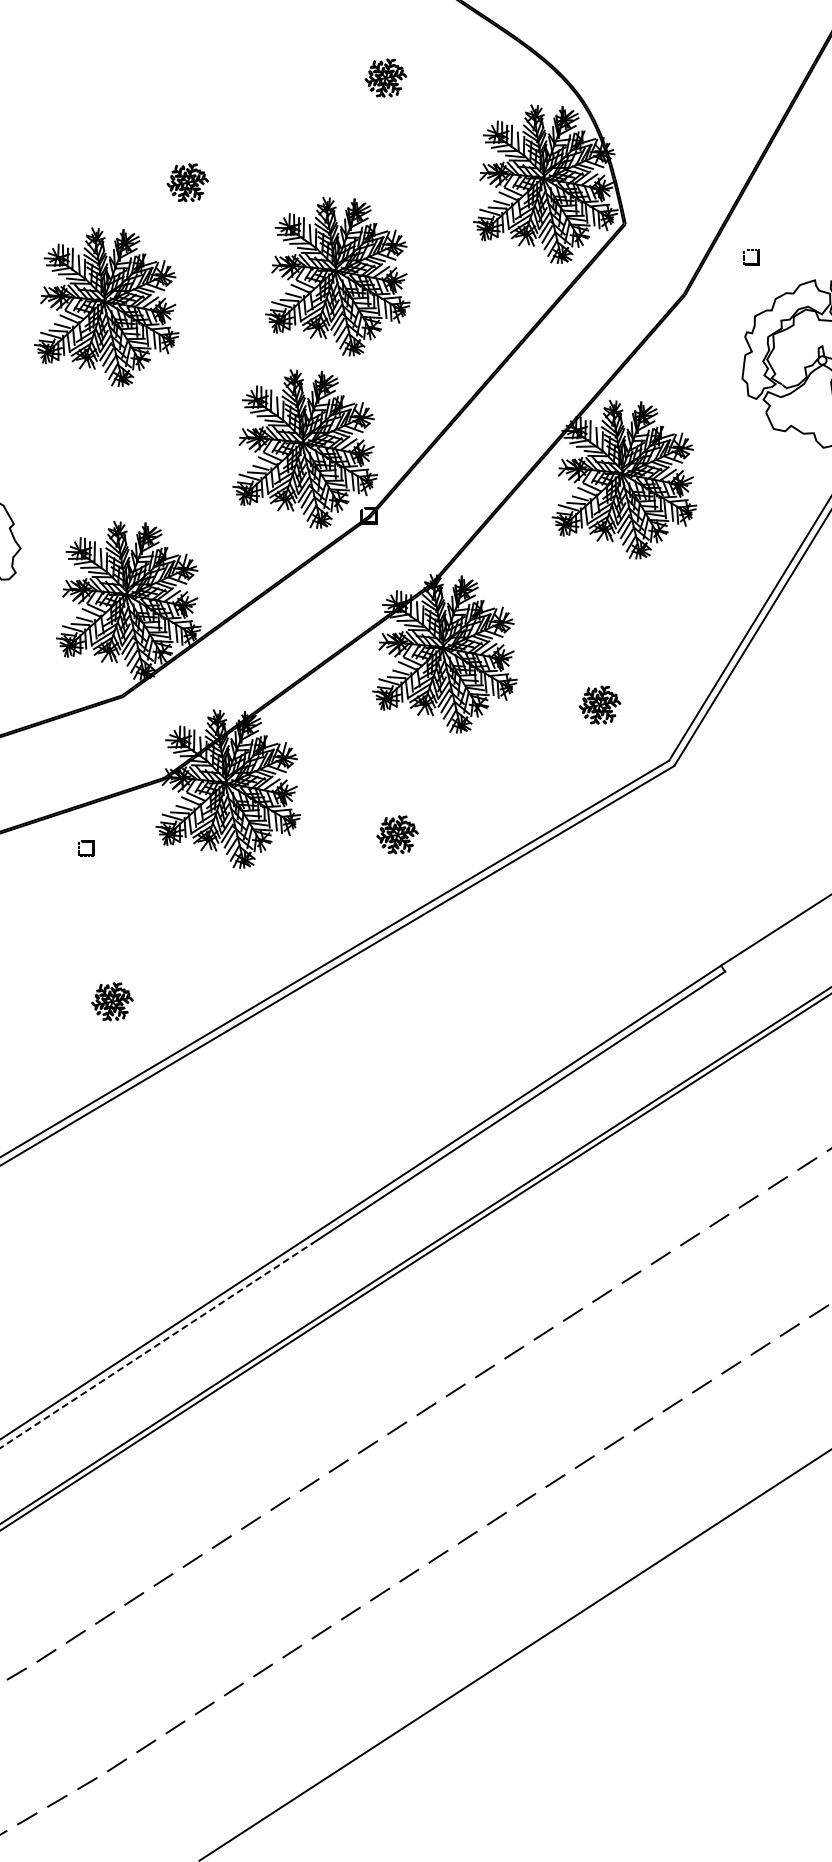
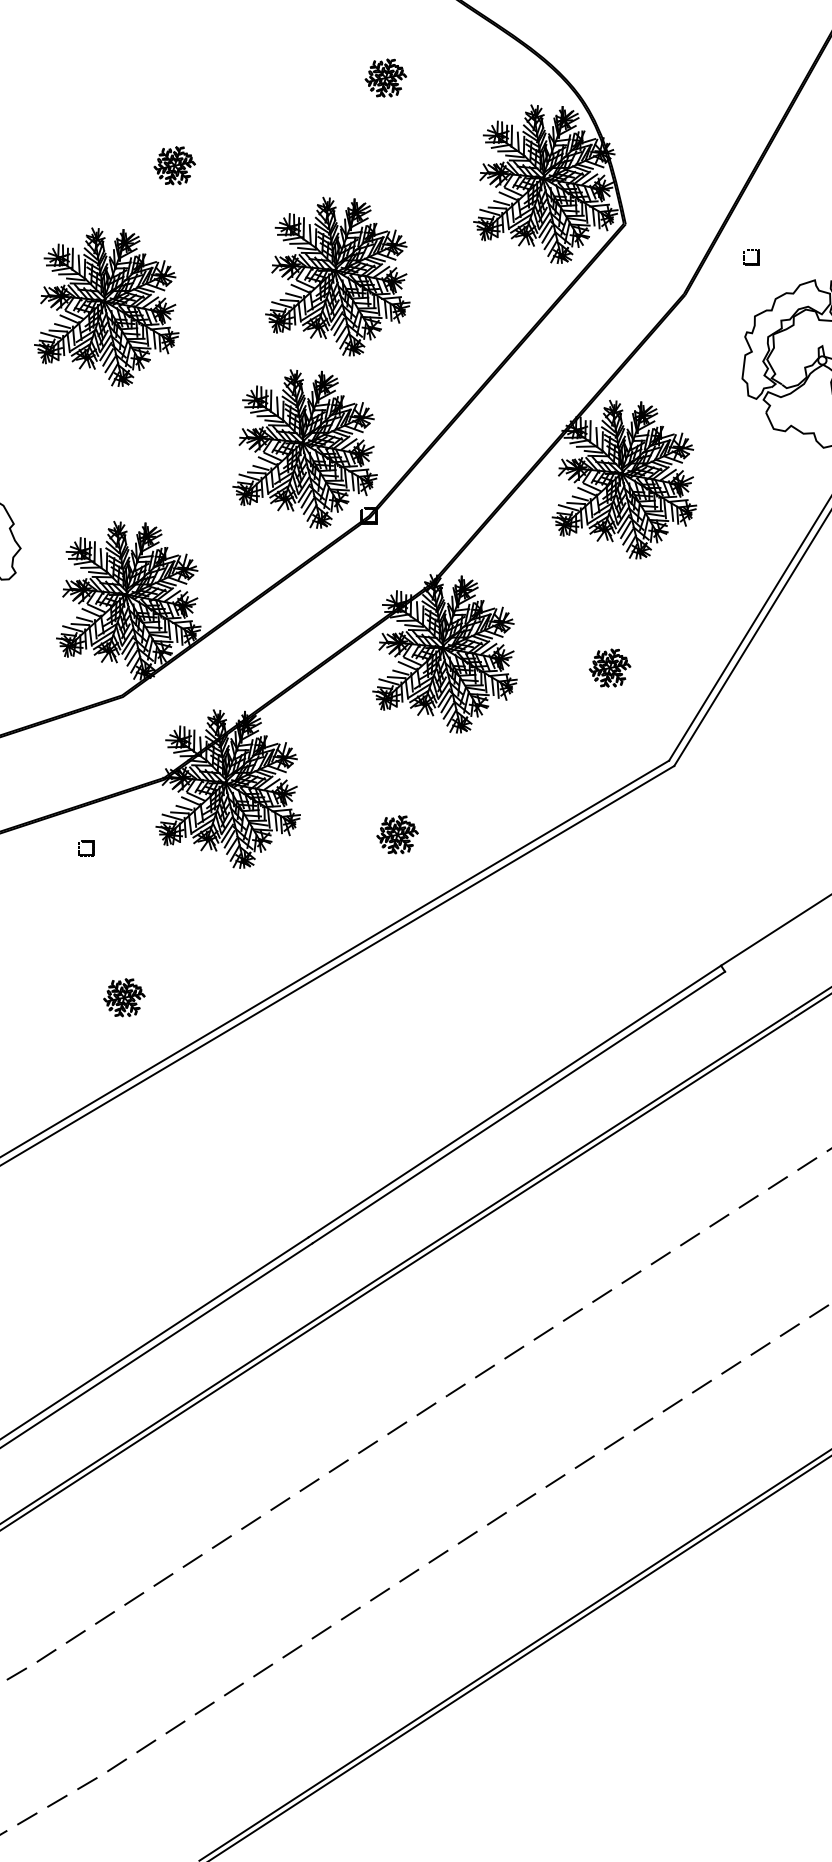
part position: (187, 182) -> (174, 165) (174, 165)
part position: (599, 704) -> (609, 667) (609, 667)
part position: (112, 1001) -> (124, 997) (124, 997)
line: dashed -> solid (156, 1345)
line: none -> present (520, 1657)
